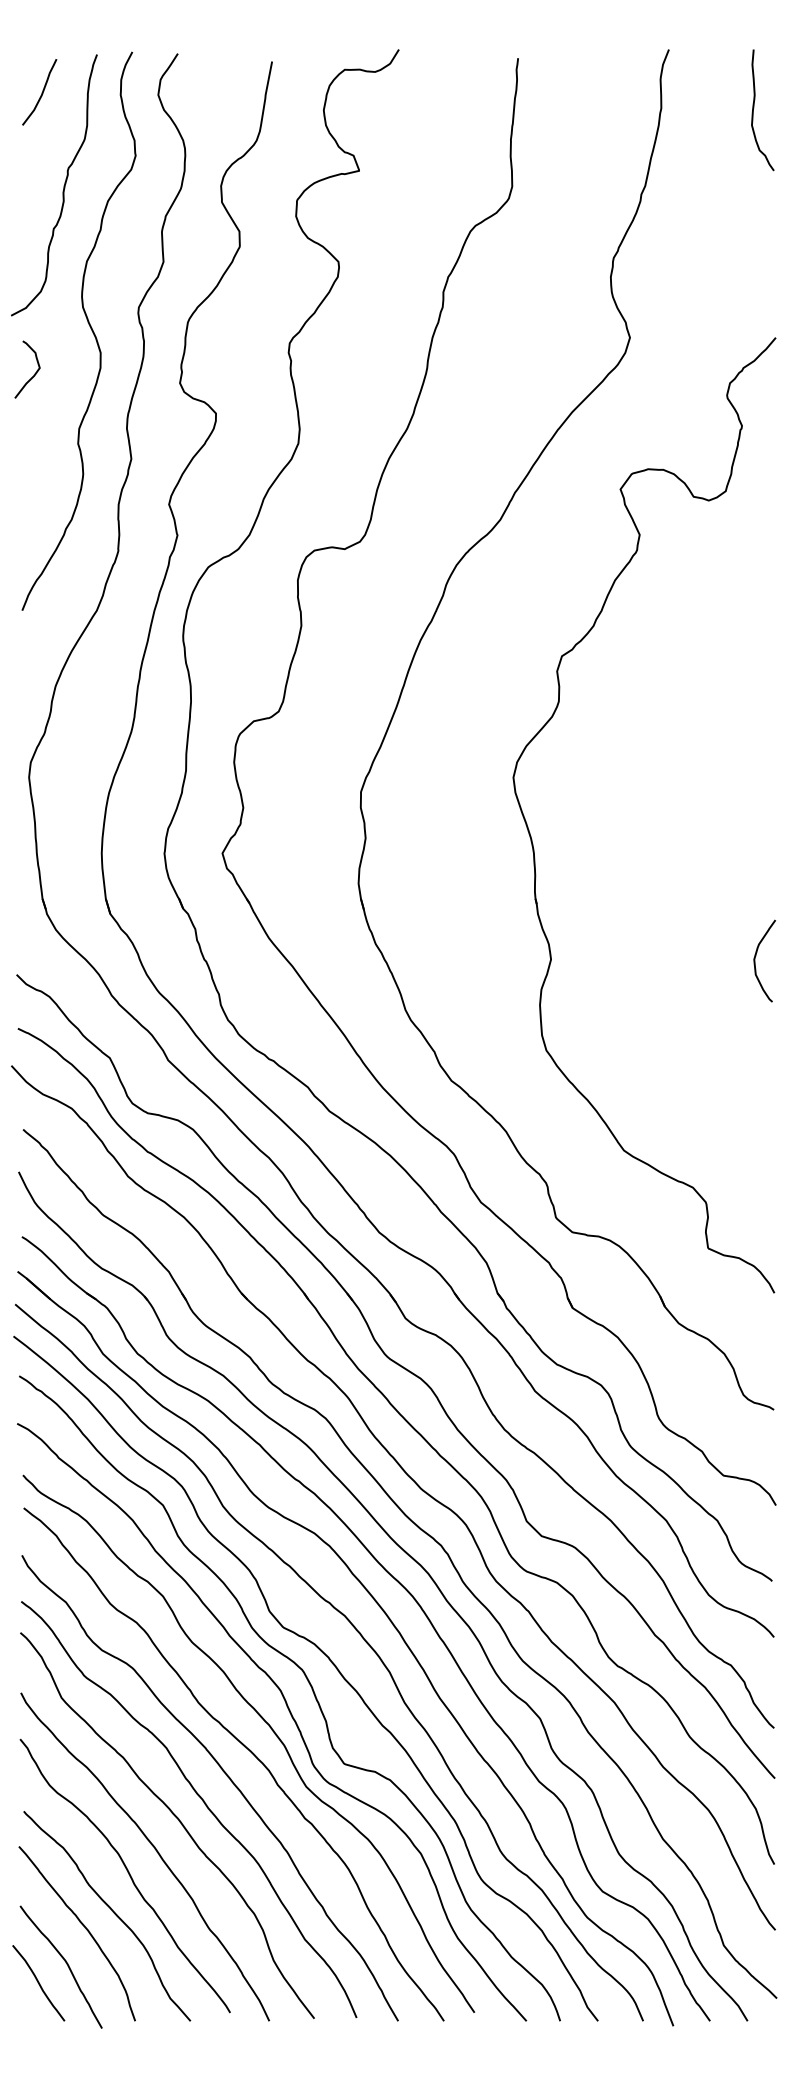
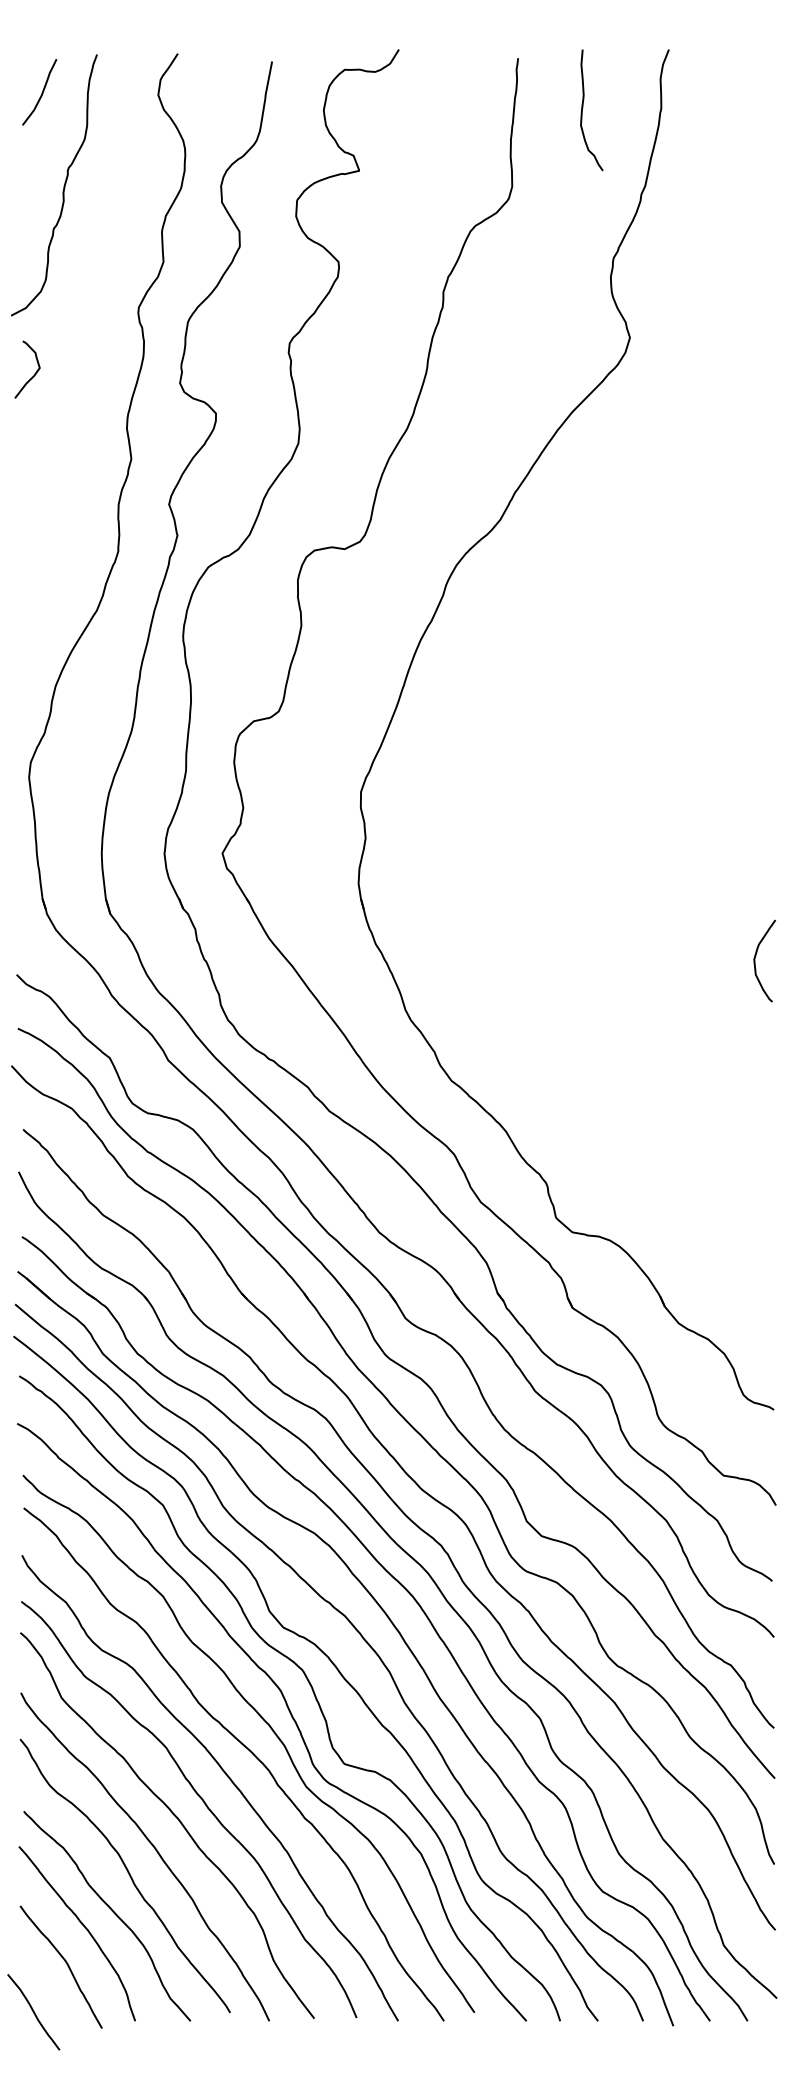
curve position: (754, 108) -> (583, 108) (583, 108)
curve: present -> none (88, 324)
part: present -> none (533, 843)
curve position: (38, 1983) -> (33, 2012) (33, 2012)
